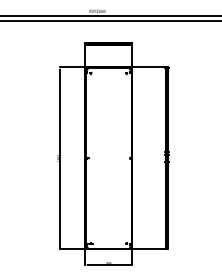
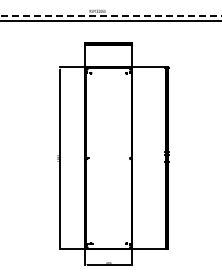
line: solid -> dashed (111, 16)
